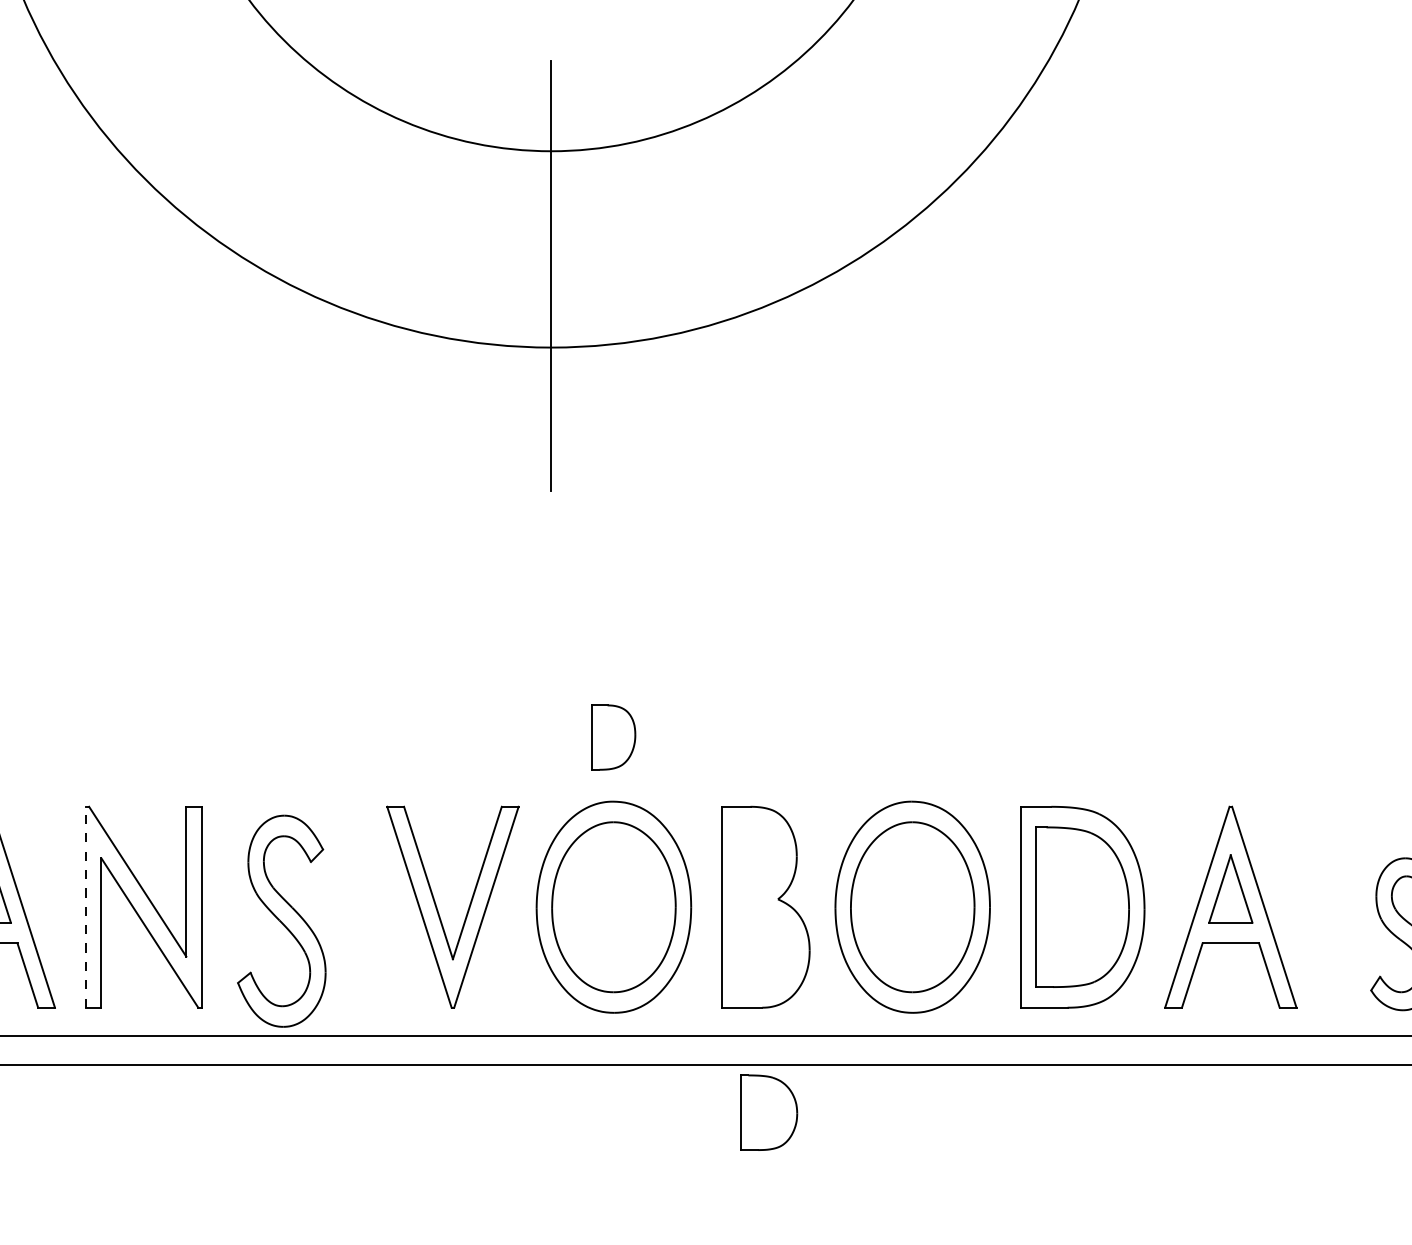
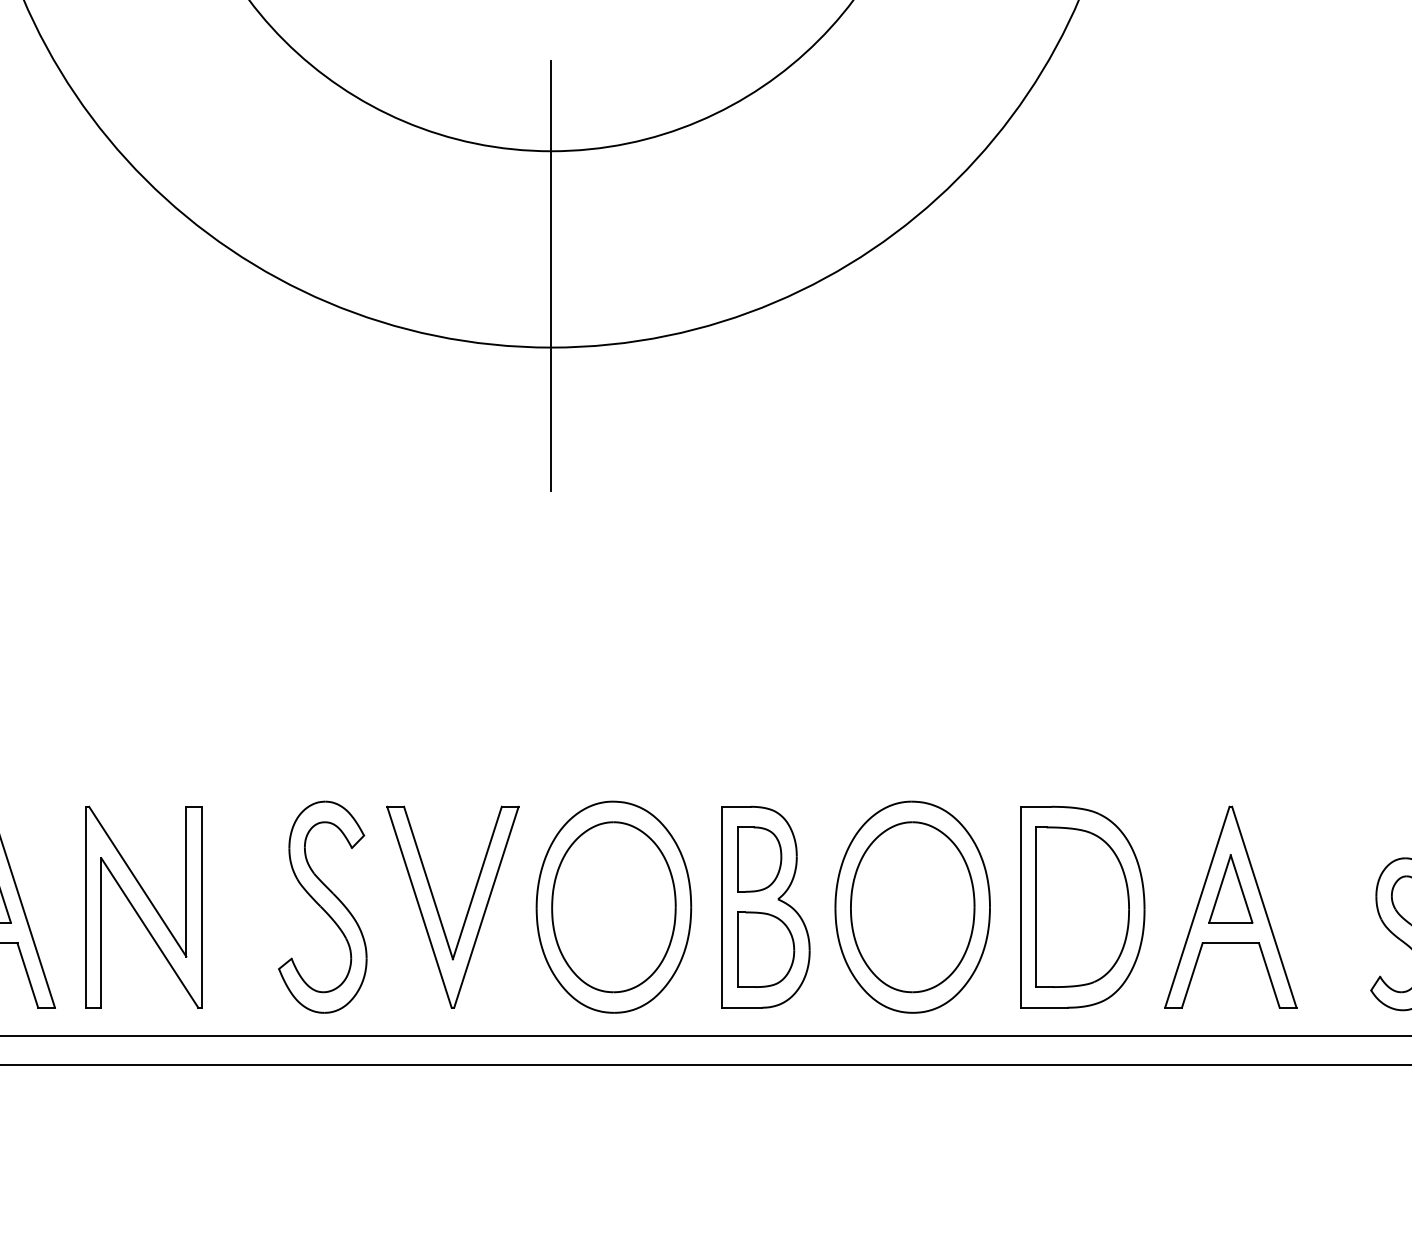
part position: (613, 737) -> (759, 859) (759, 859)
line: dashed -> solid (85, 906)
part position: (281, 920) -> (322, 906) (322, 906)
part position: (769, 1112) -> (766, 949) (766, 949)
